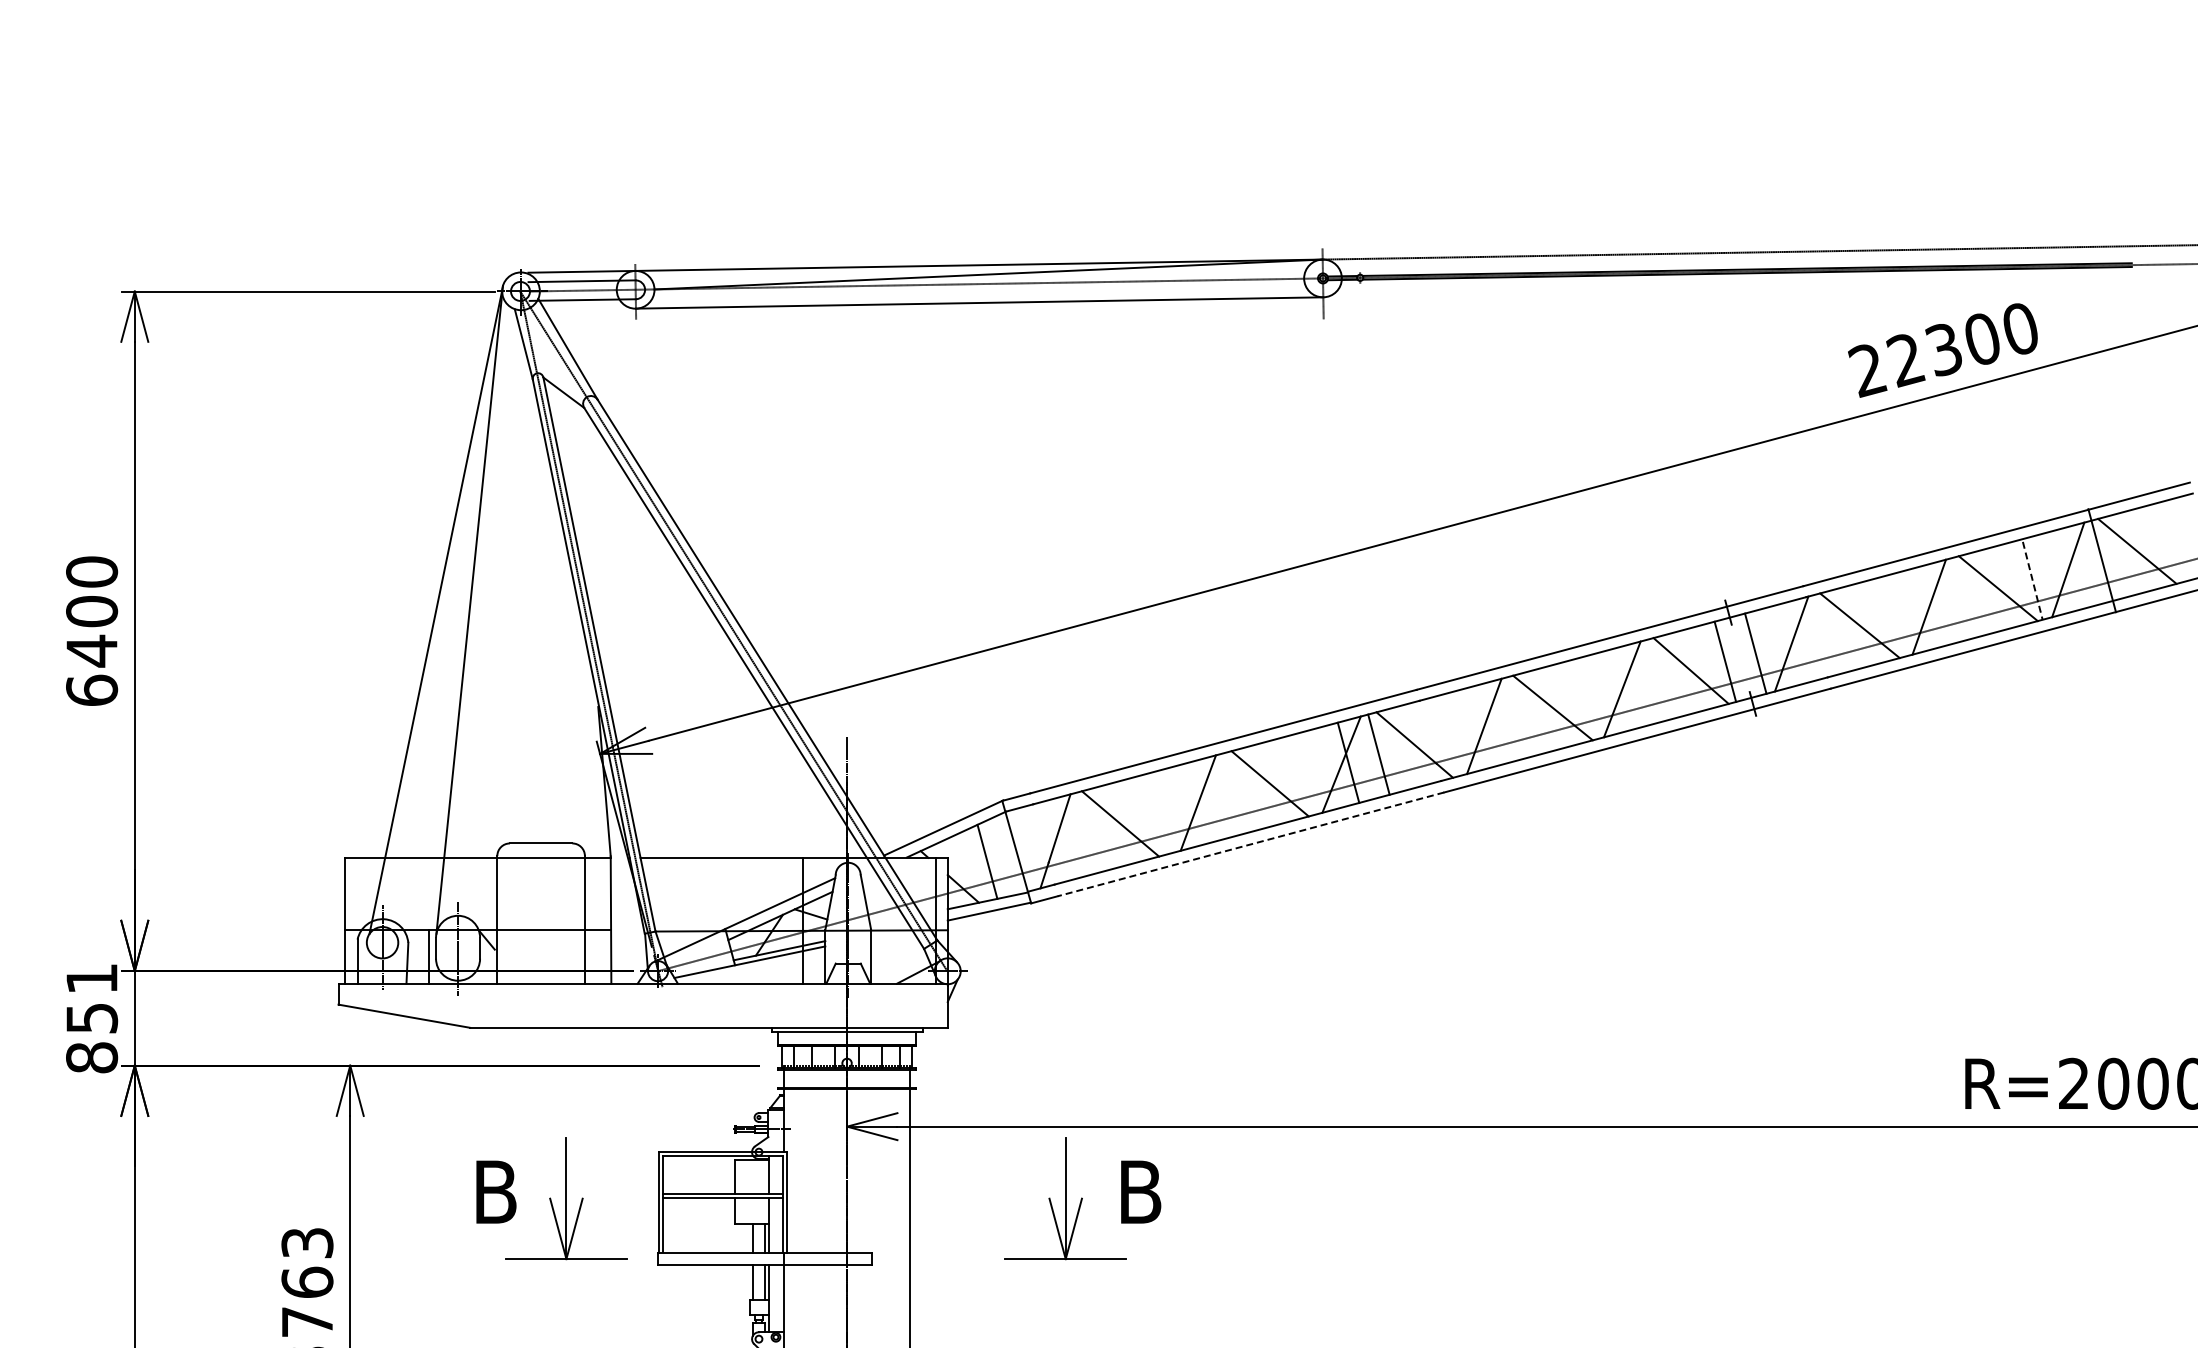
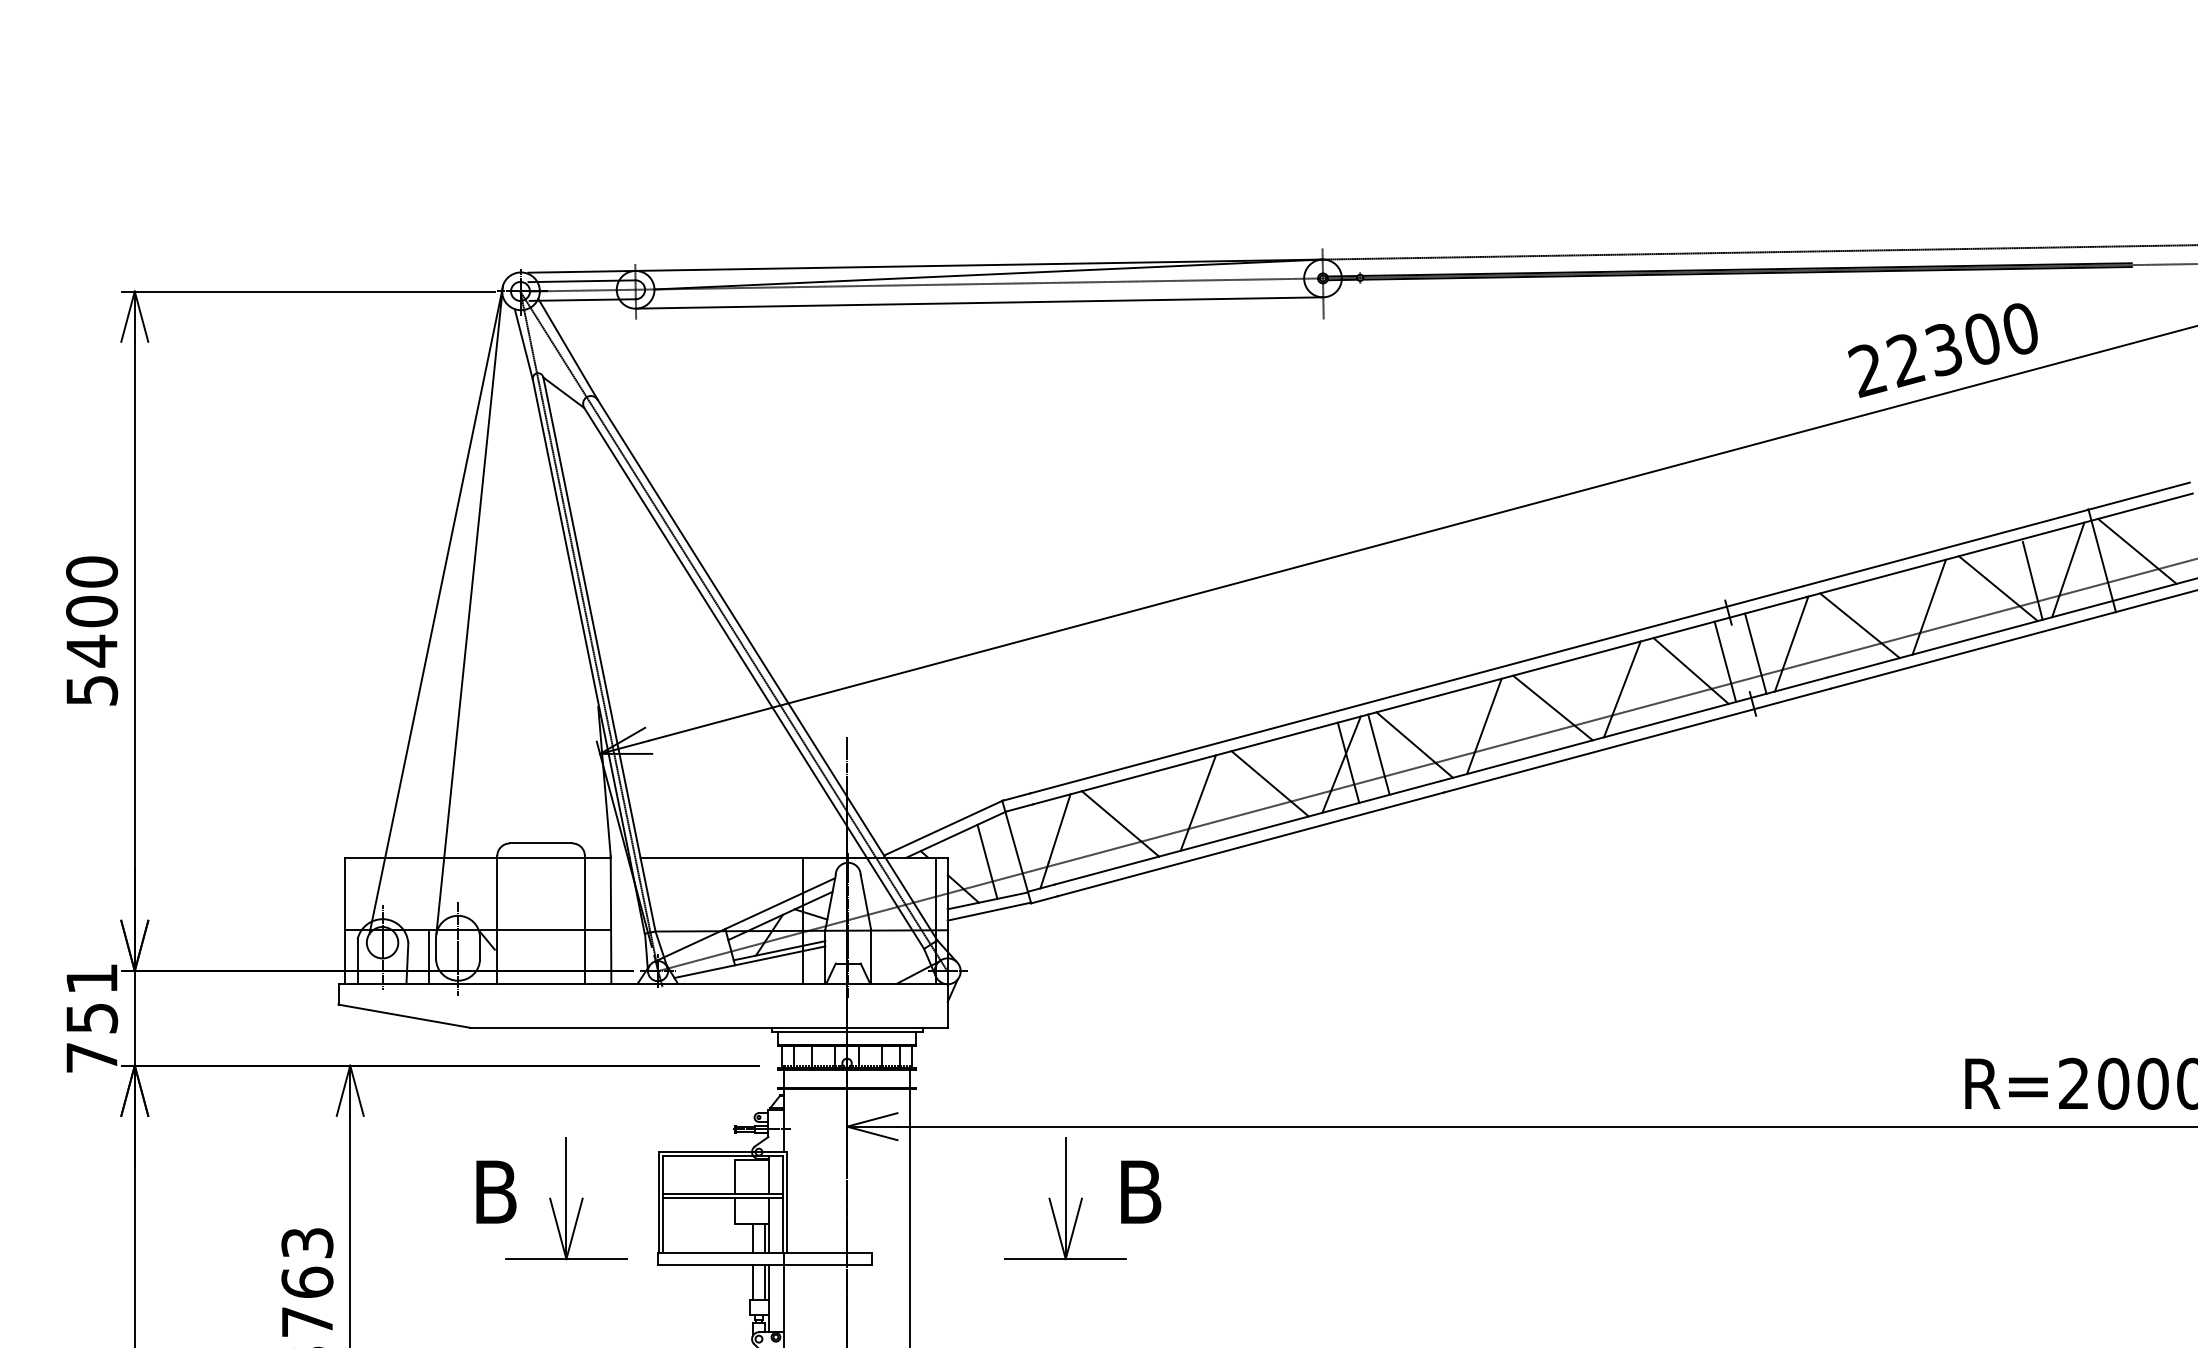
line: dashed -> solid (2032, 581)
text: 6400 -> 5400 (92, 689)
line: dashed -> solid (1250, 844)
text: 851 -> 751 (92, 1057)
